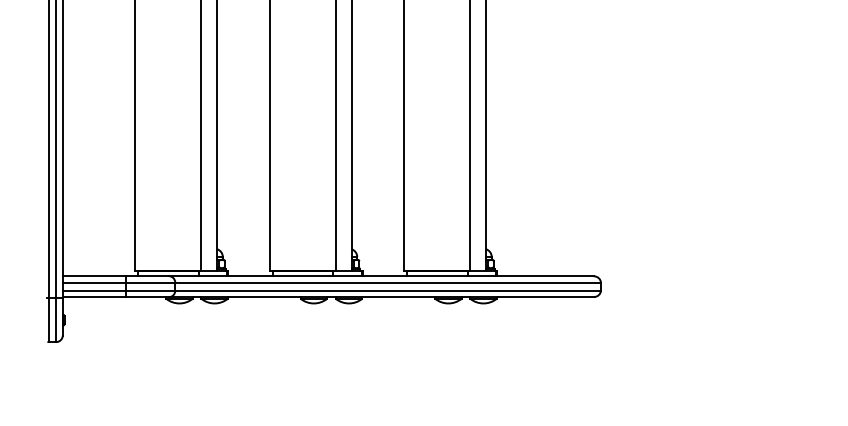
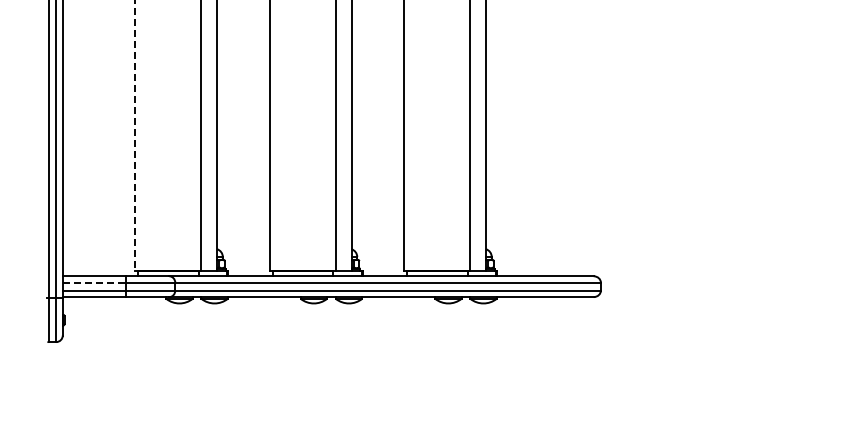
line: solid -> dashed (135, 135)
line: solid -> dashed (94, 282)
